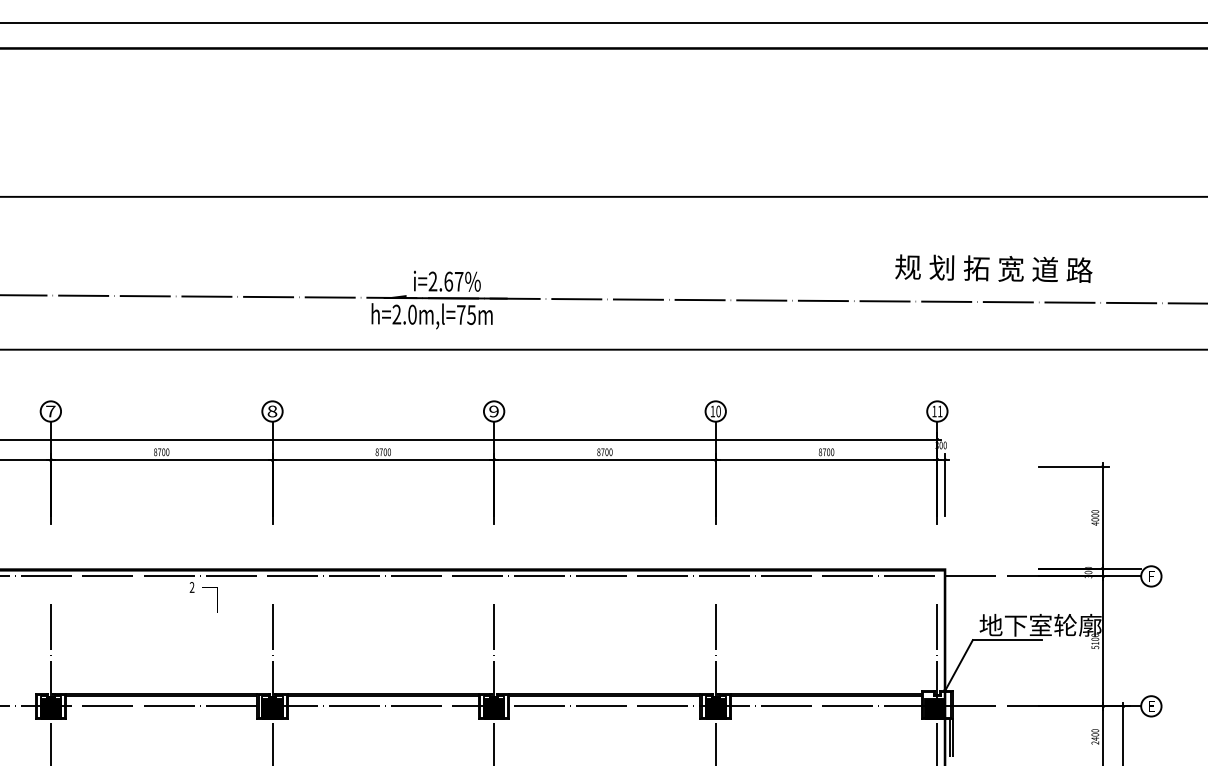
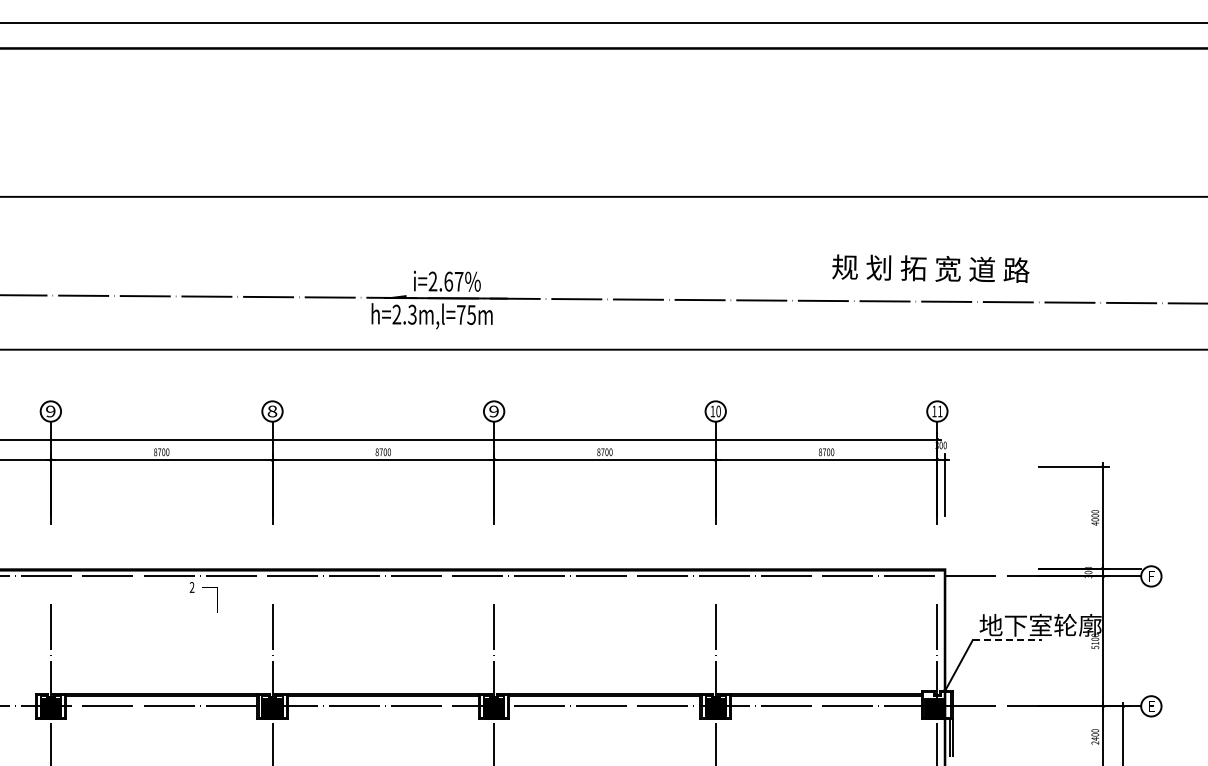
text position: (993, 268) -> (930, 268) (930, 268)
text: h=2.0m,l=75m -> h=2.3m,l=75m (412, 314)
text: 7 -> 9 (50, 411)
line: solid -> dashed (1007, 640)
